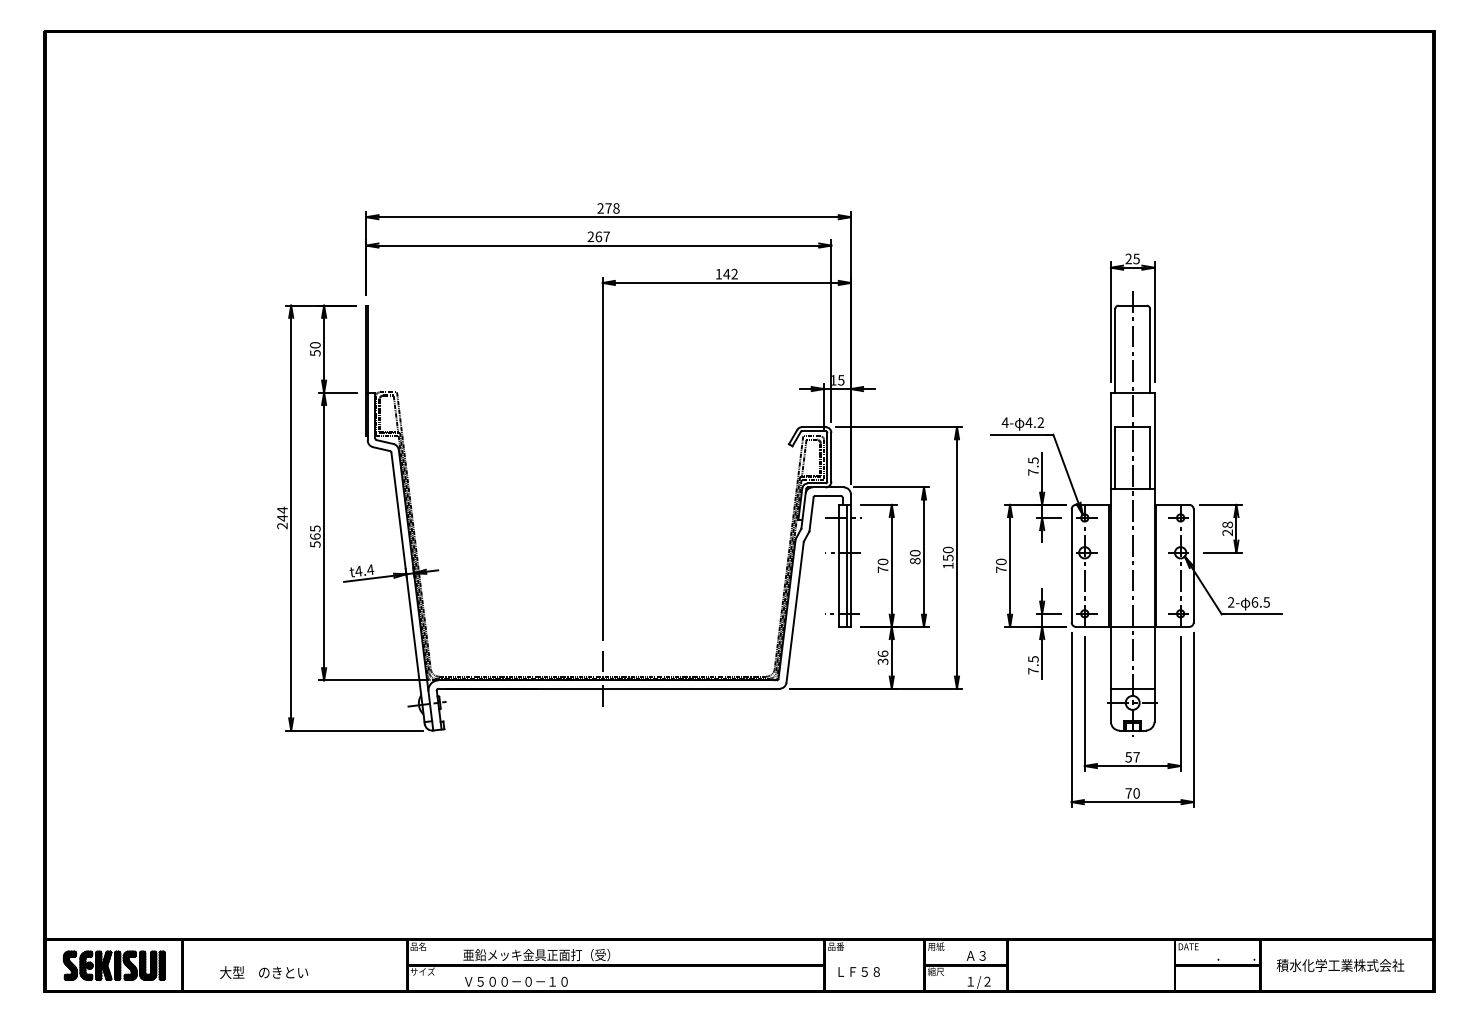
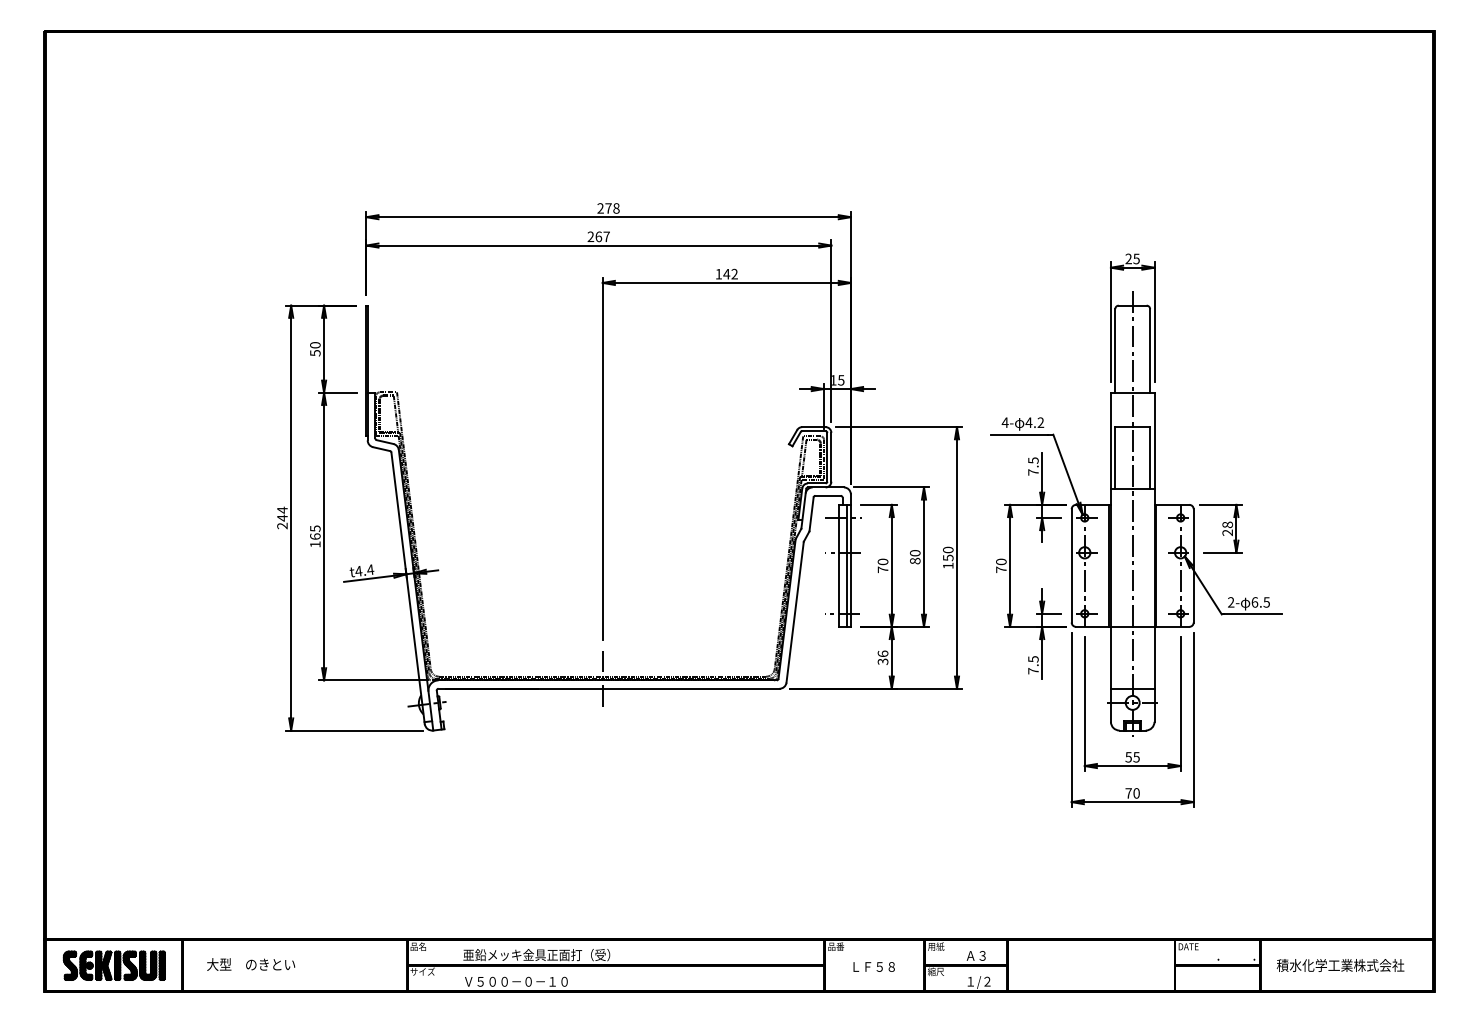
text: 565 -> 165 (315, 544)
text: 57 -> 55 (1136, 757)
text position: (858, 971) -> (873, 966) (873, 966)
text position: (264, 972) -> (251, 964) (251, 964)
